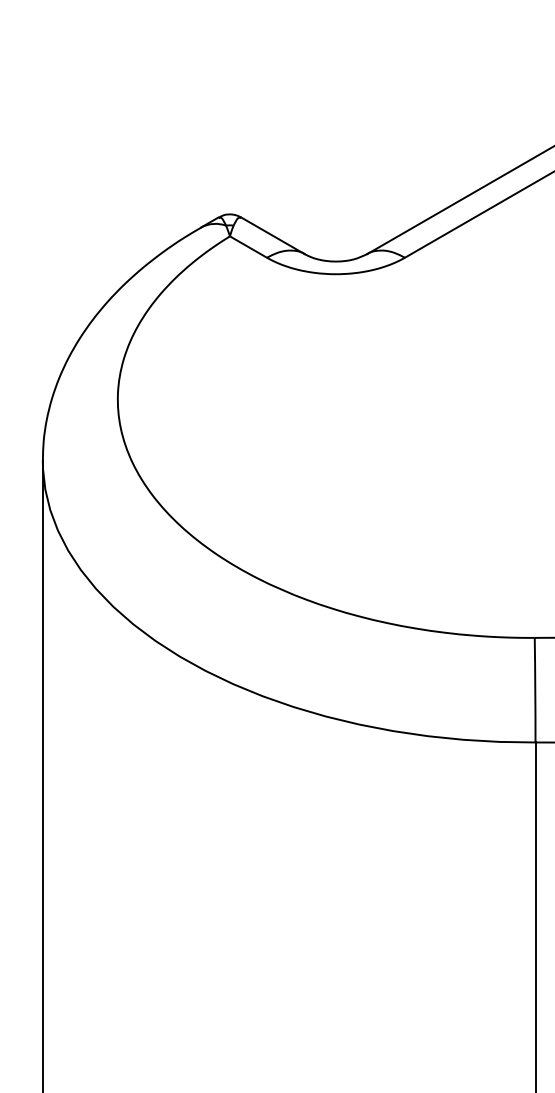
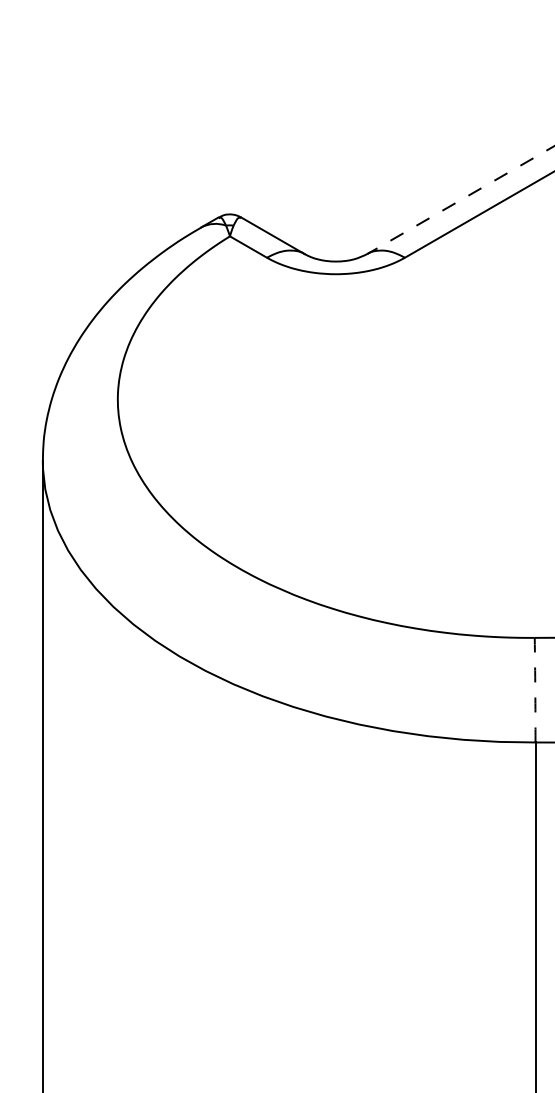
line: solid -> dashed (460, 200)
arc: solid -> dashed (535, 690)
